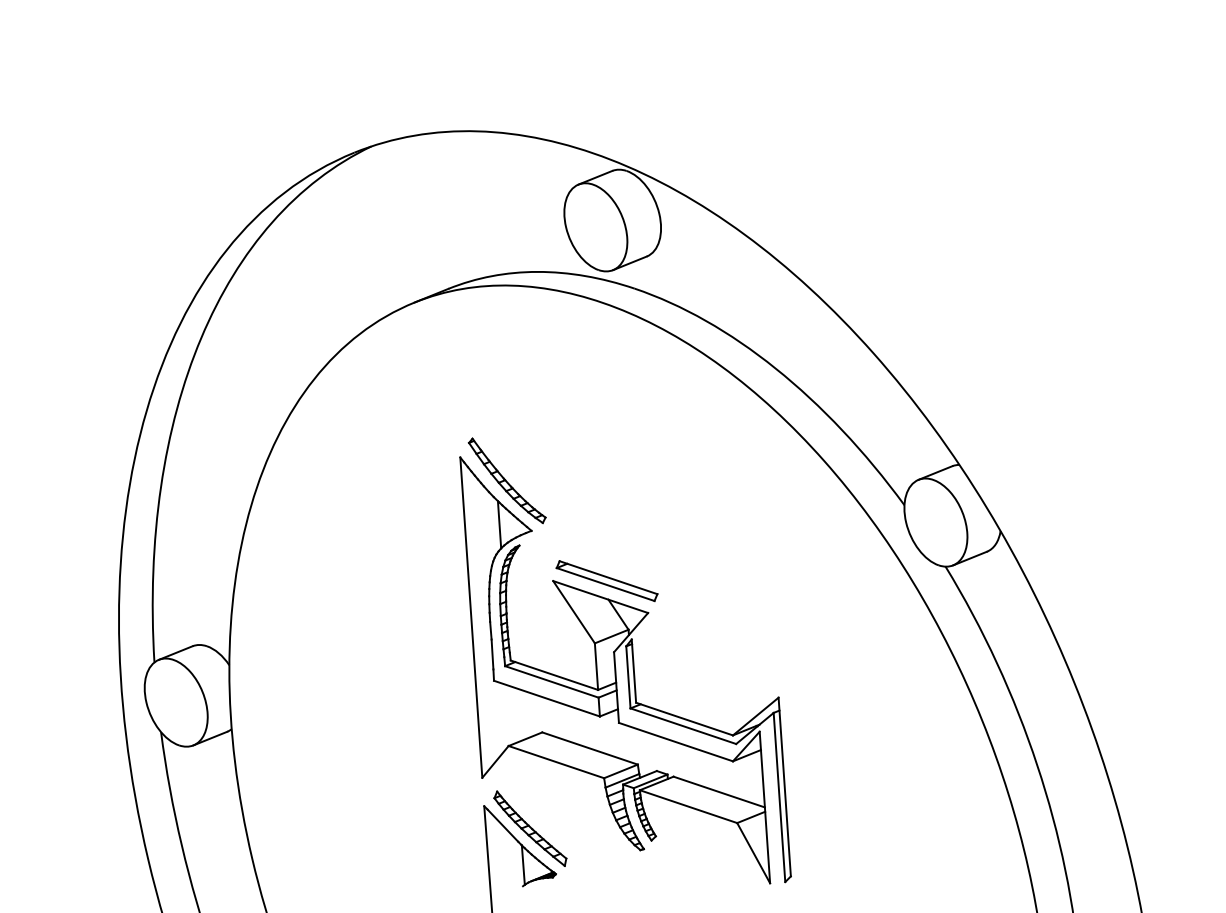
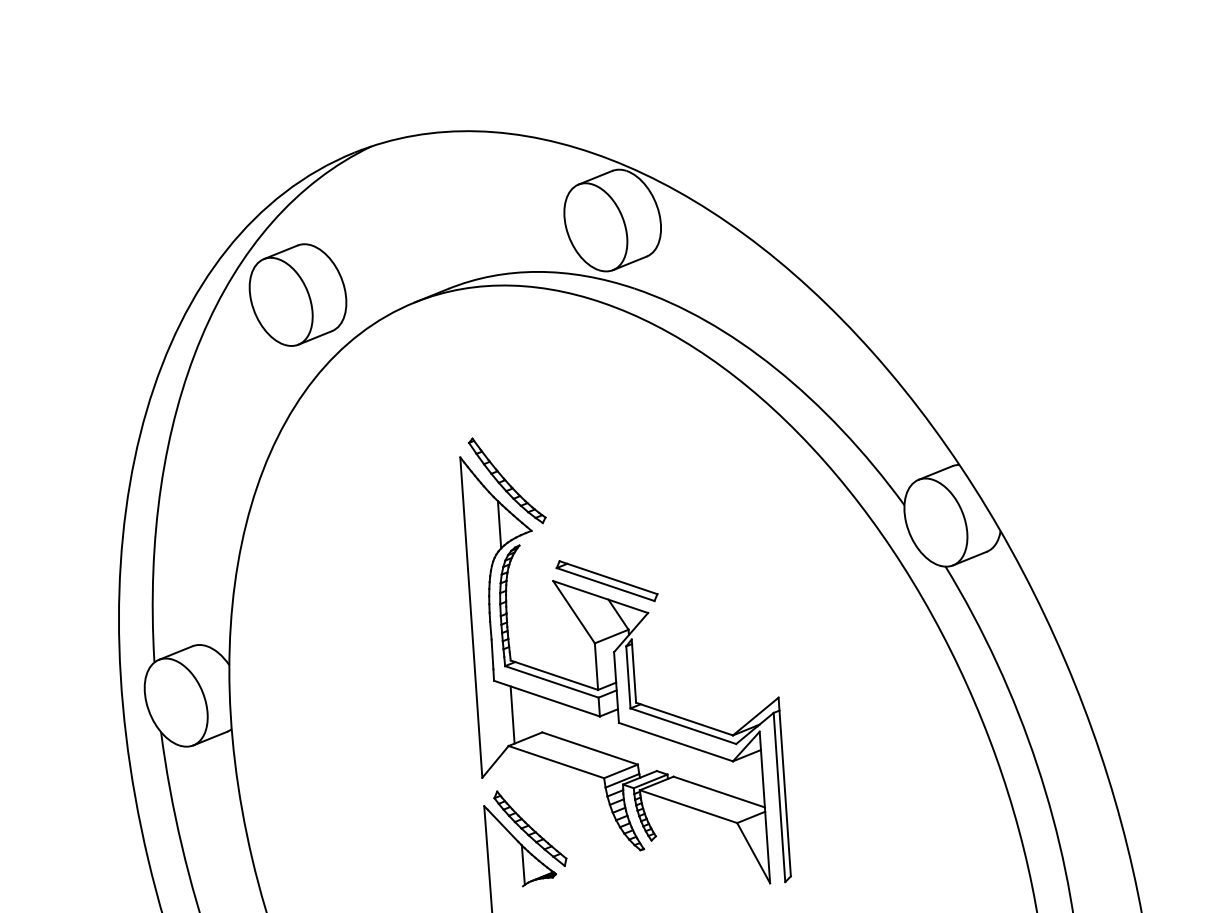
part: none -> present (297, 294)
line: none -> present (512, 714)
